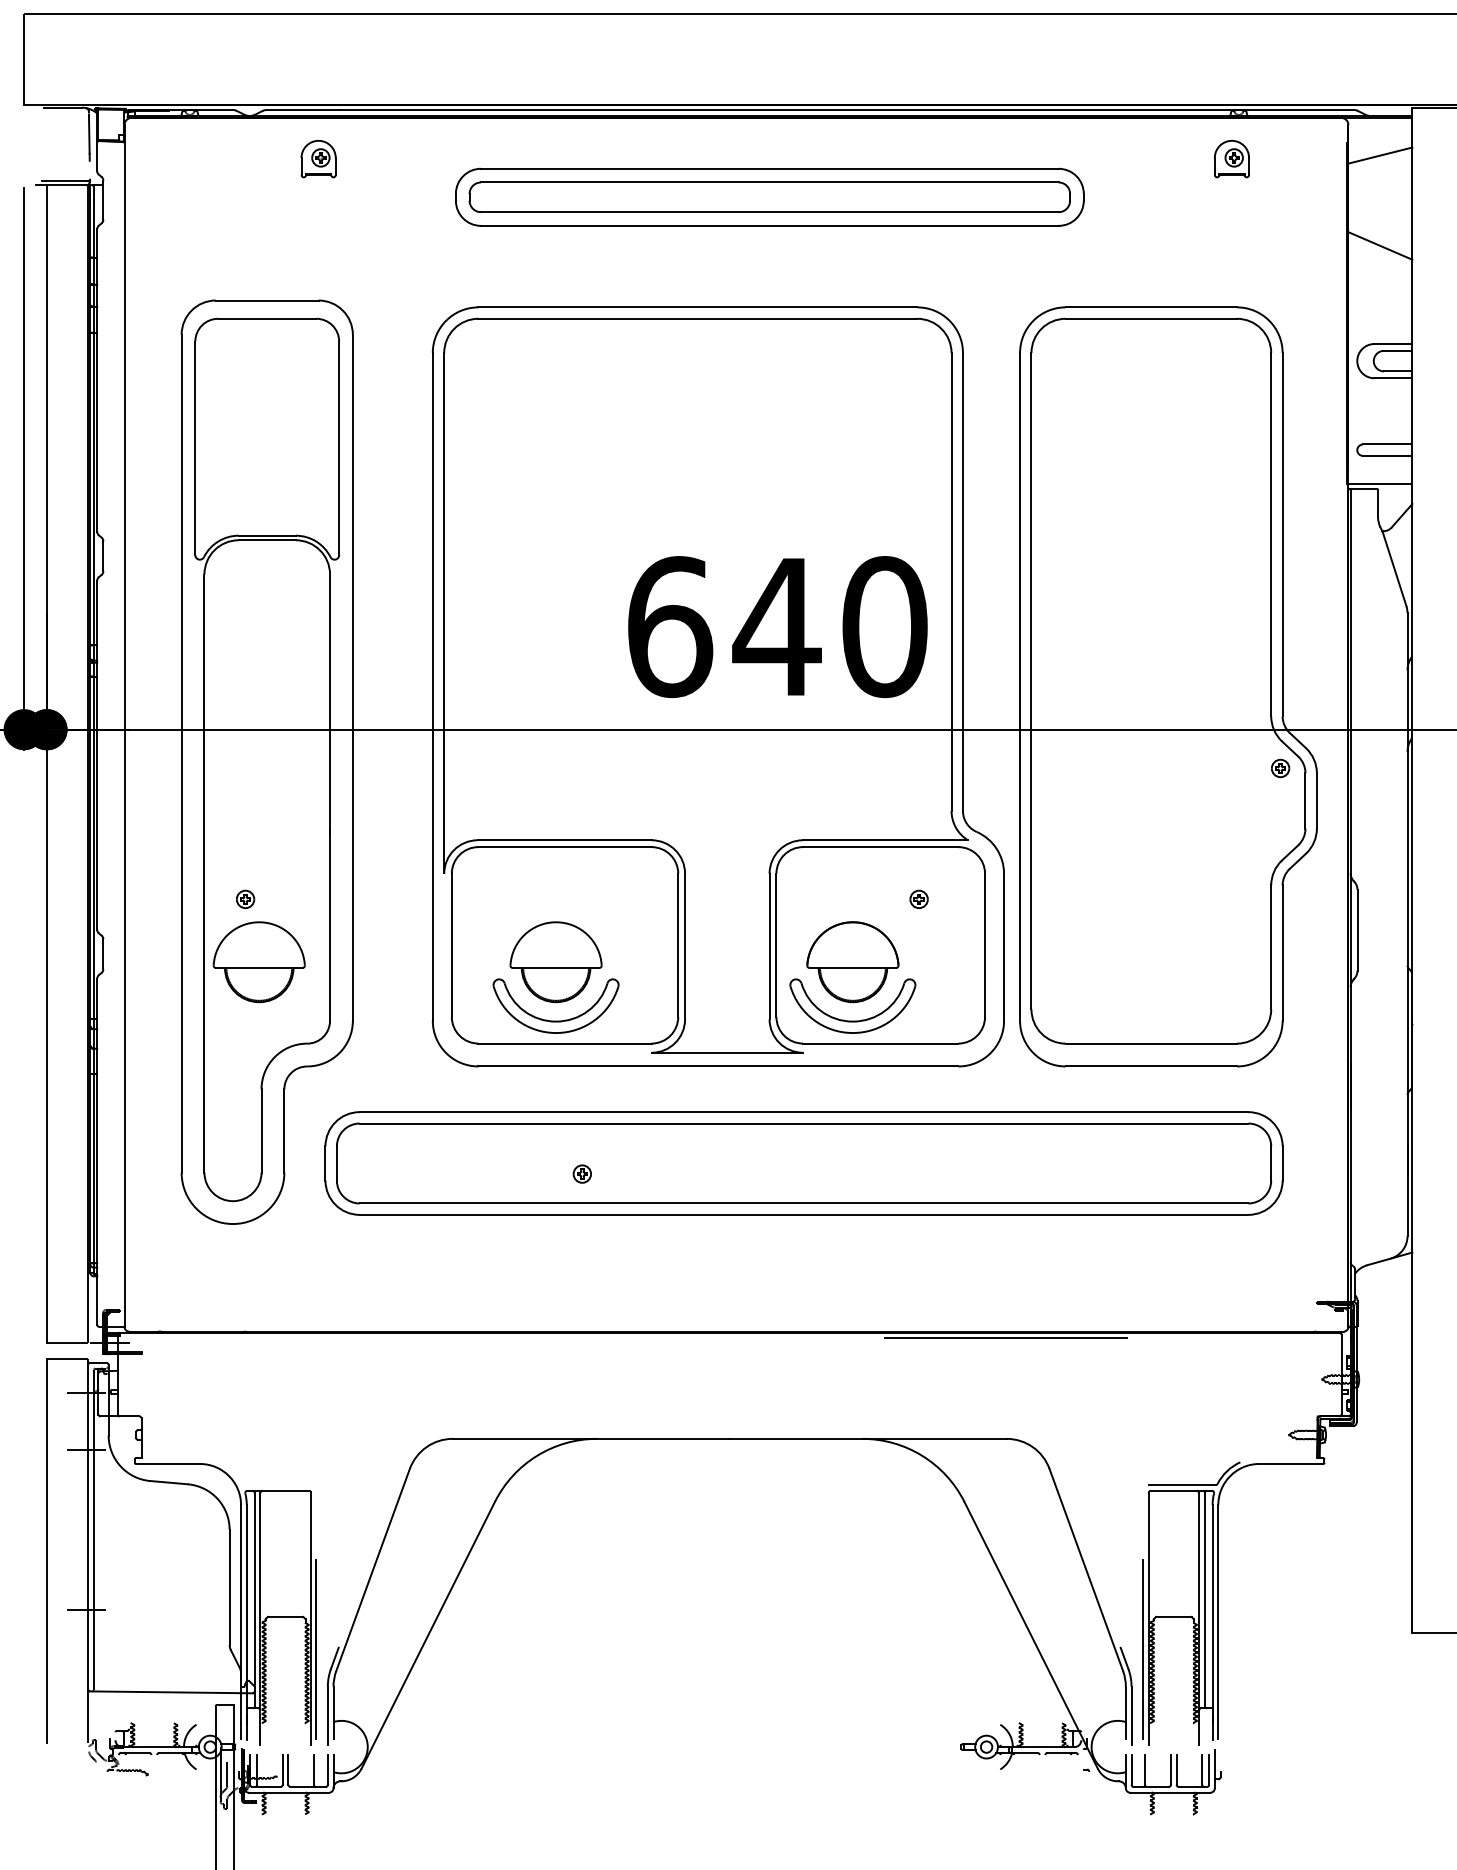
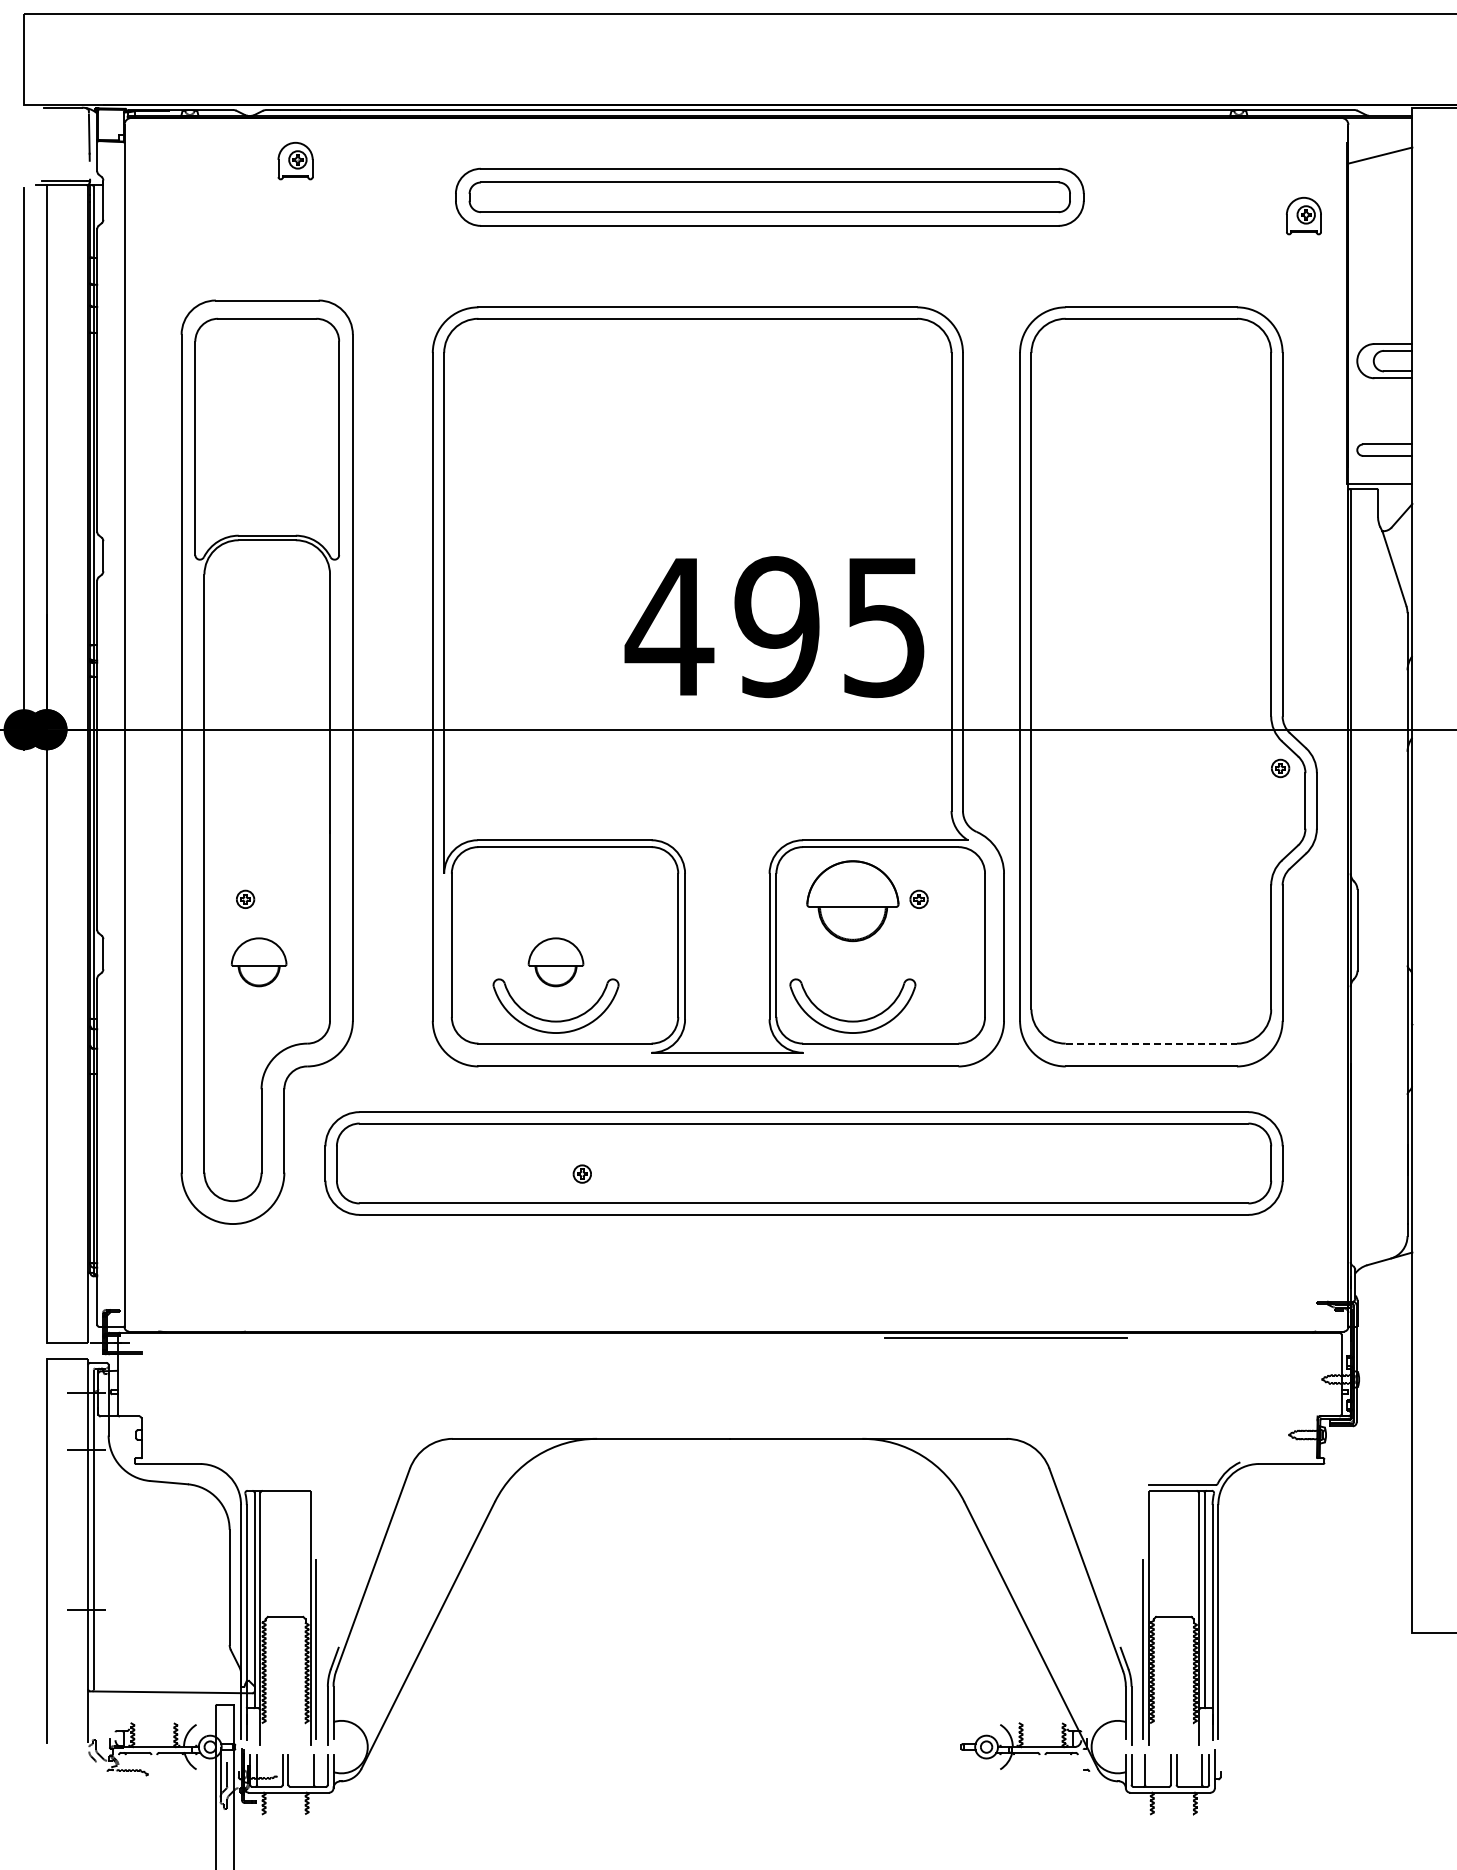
part position: (318, 158) -> (295, 160) (295, 160)
part position: (1231, 158) -> (1303, 215) (1303, 215)
line: present -> none (1380, 245)
text: 640 -> 495 (775, 627)
part size: 94x83 px -> 58x51 px (258, 962)
part size: 94x83 px -> 58x51 px (555, 962)
part position: (852, 962) -> (852, 901) (852, 901)
line: solid -> dashed (1151, 1043)
